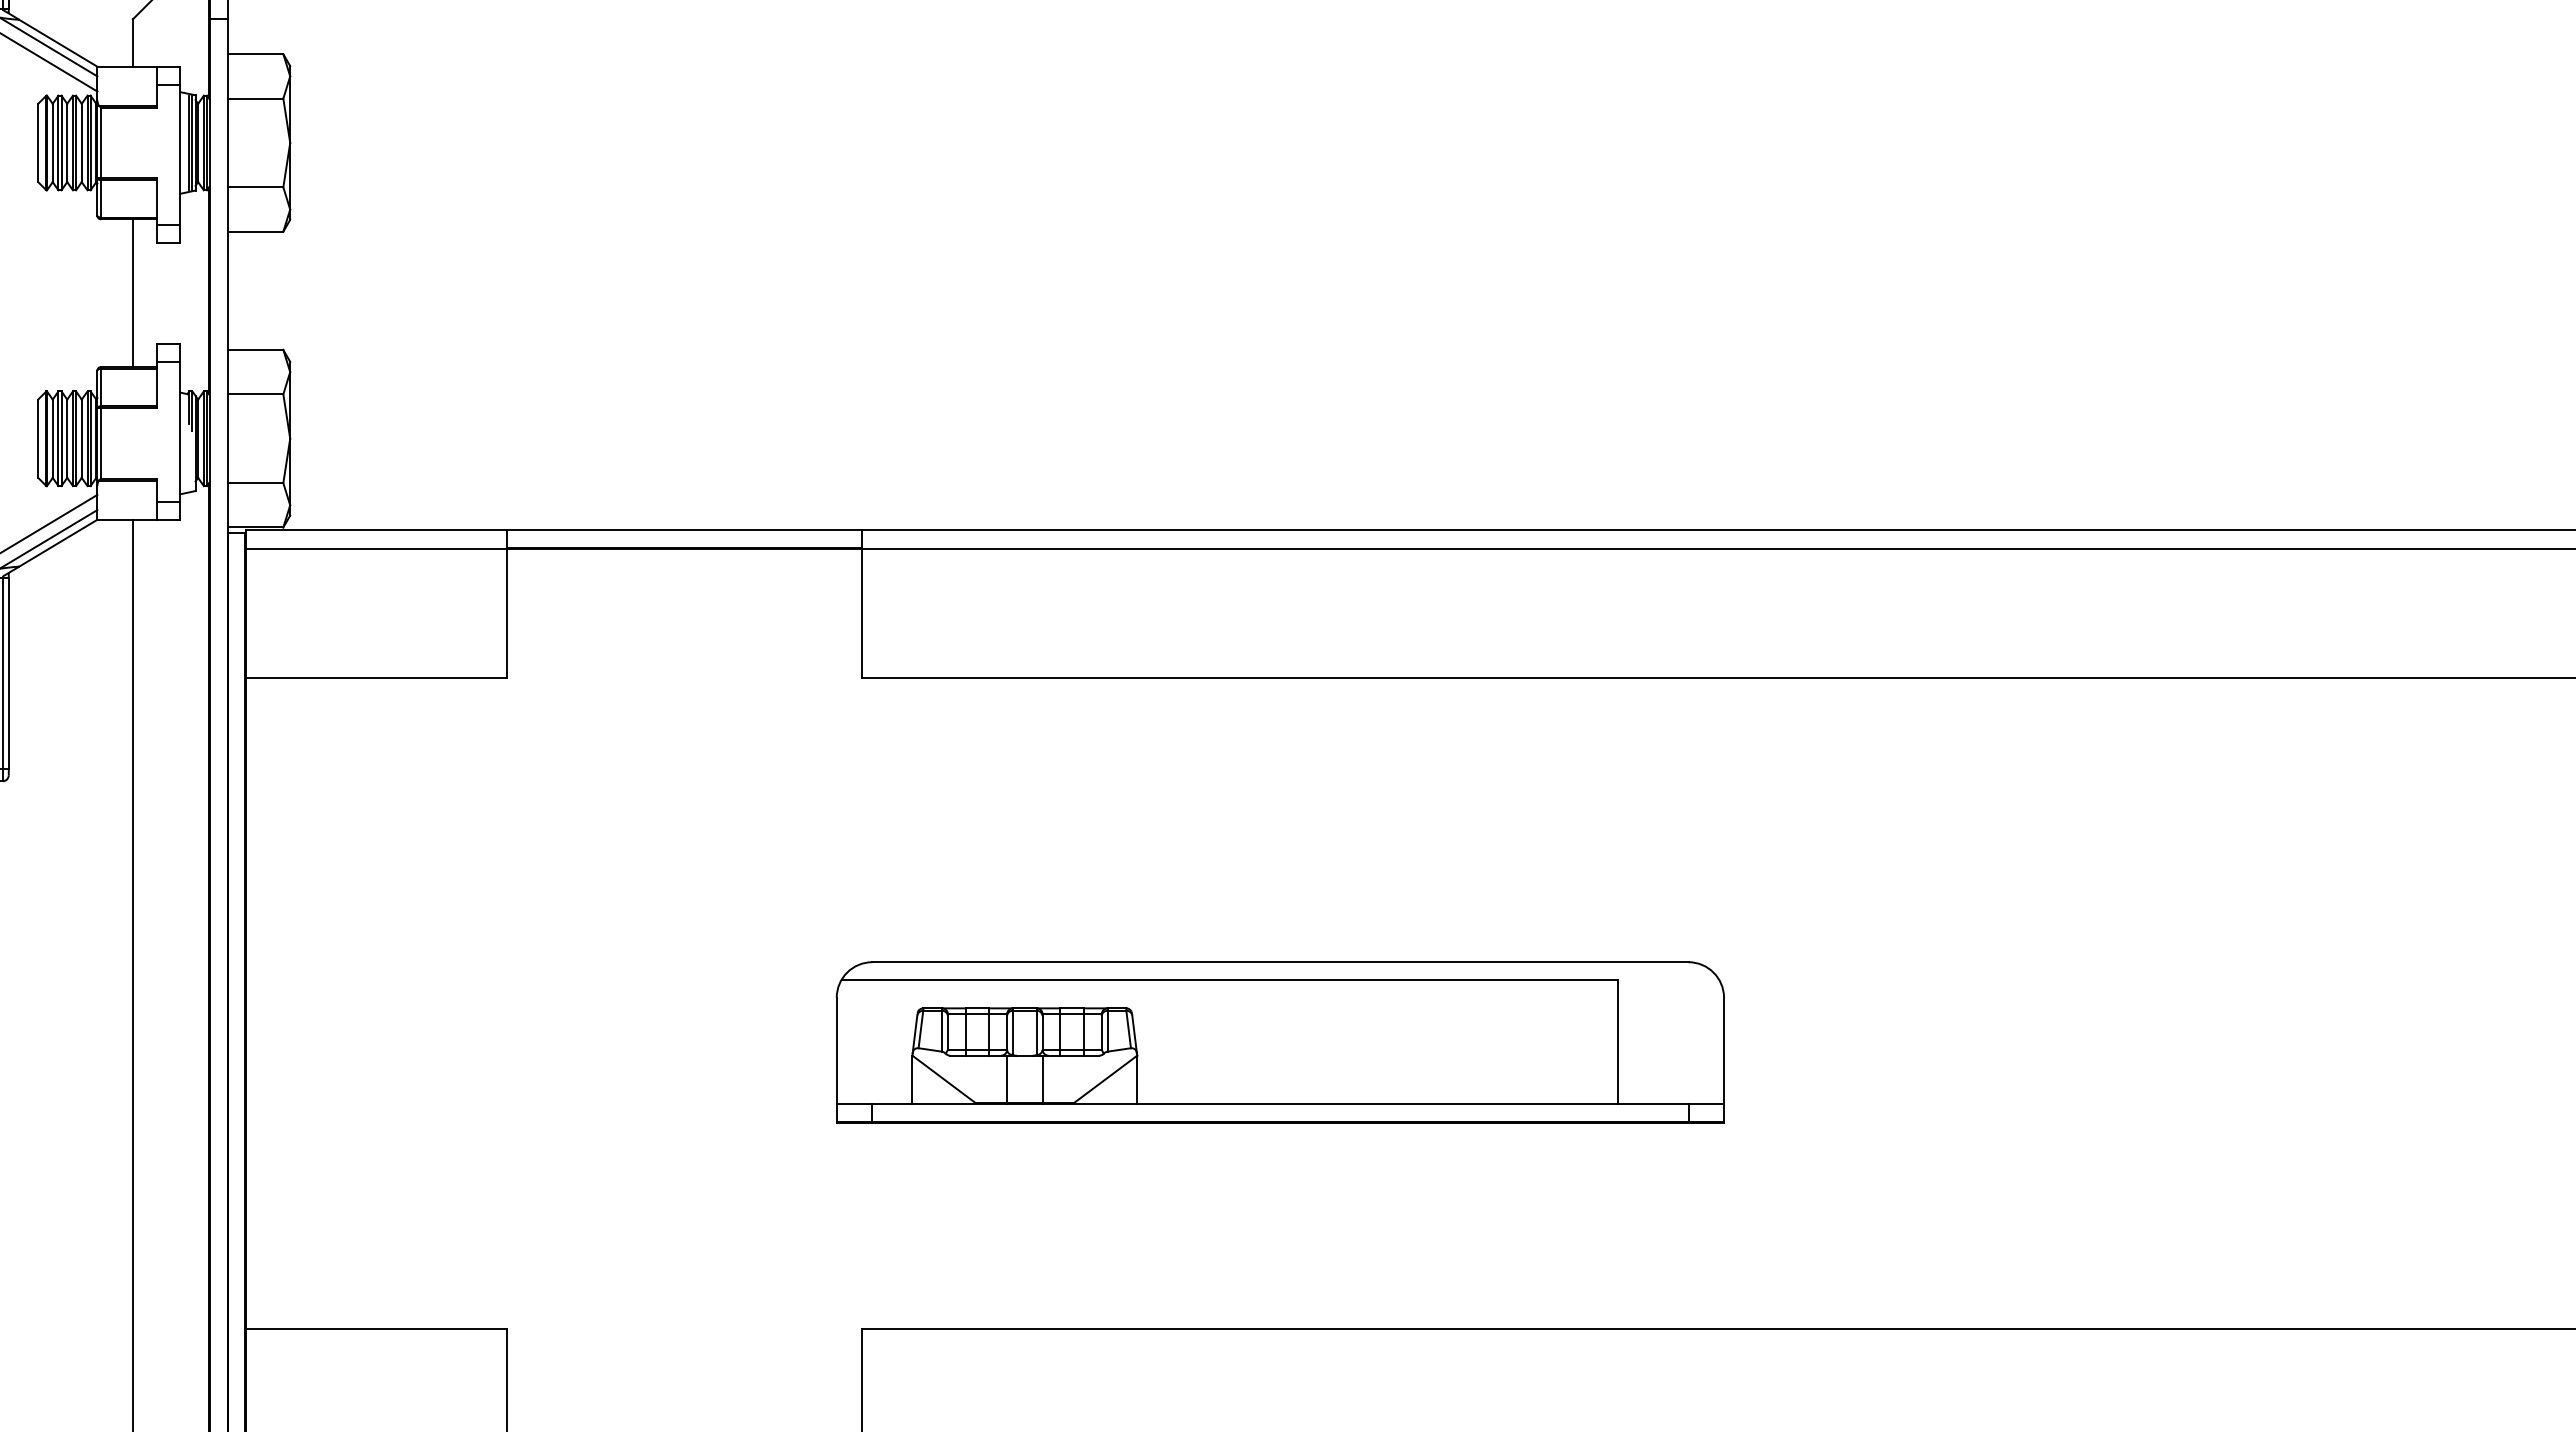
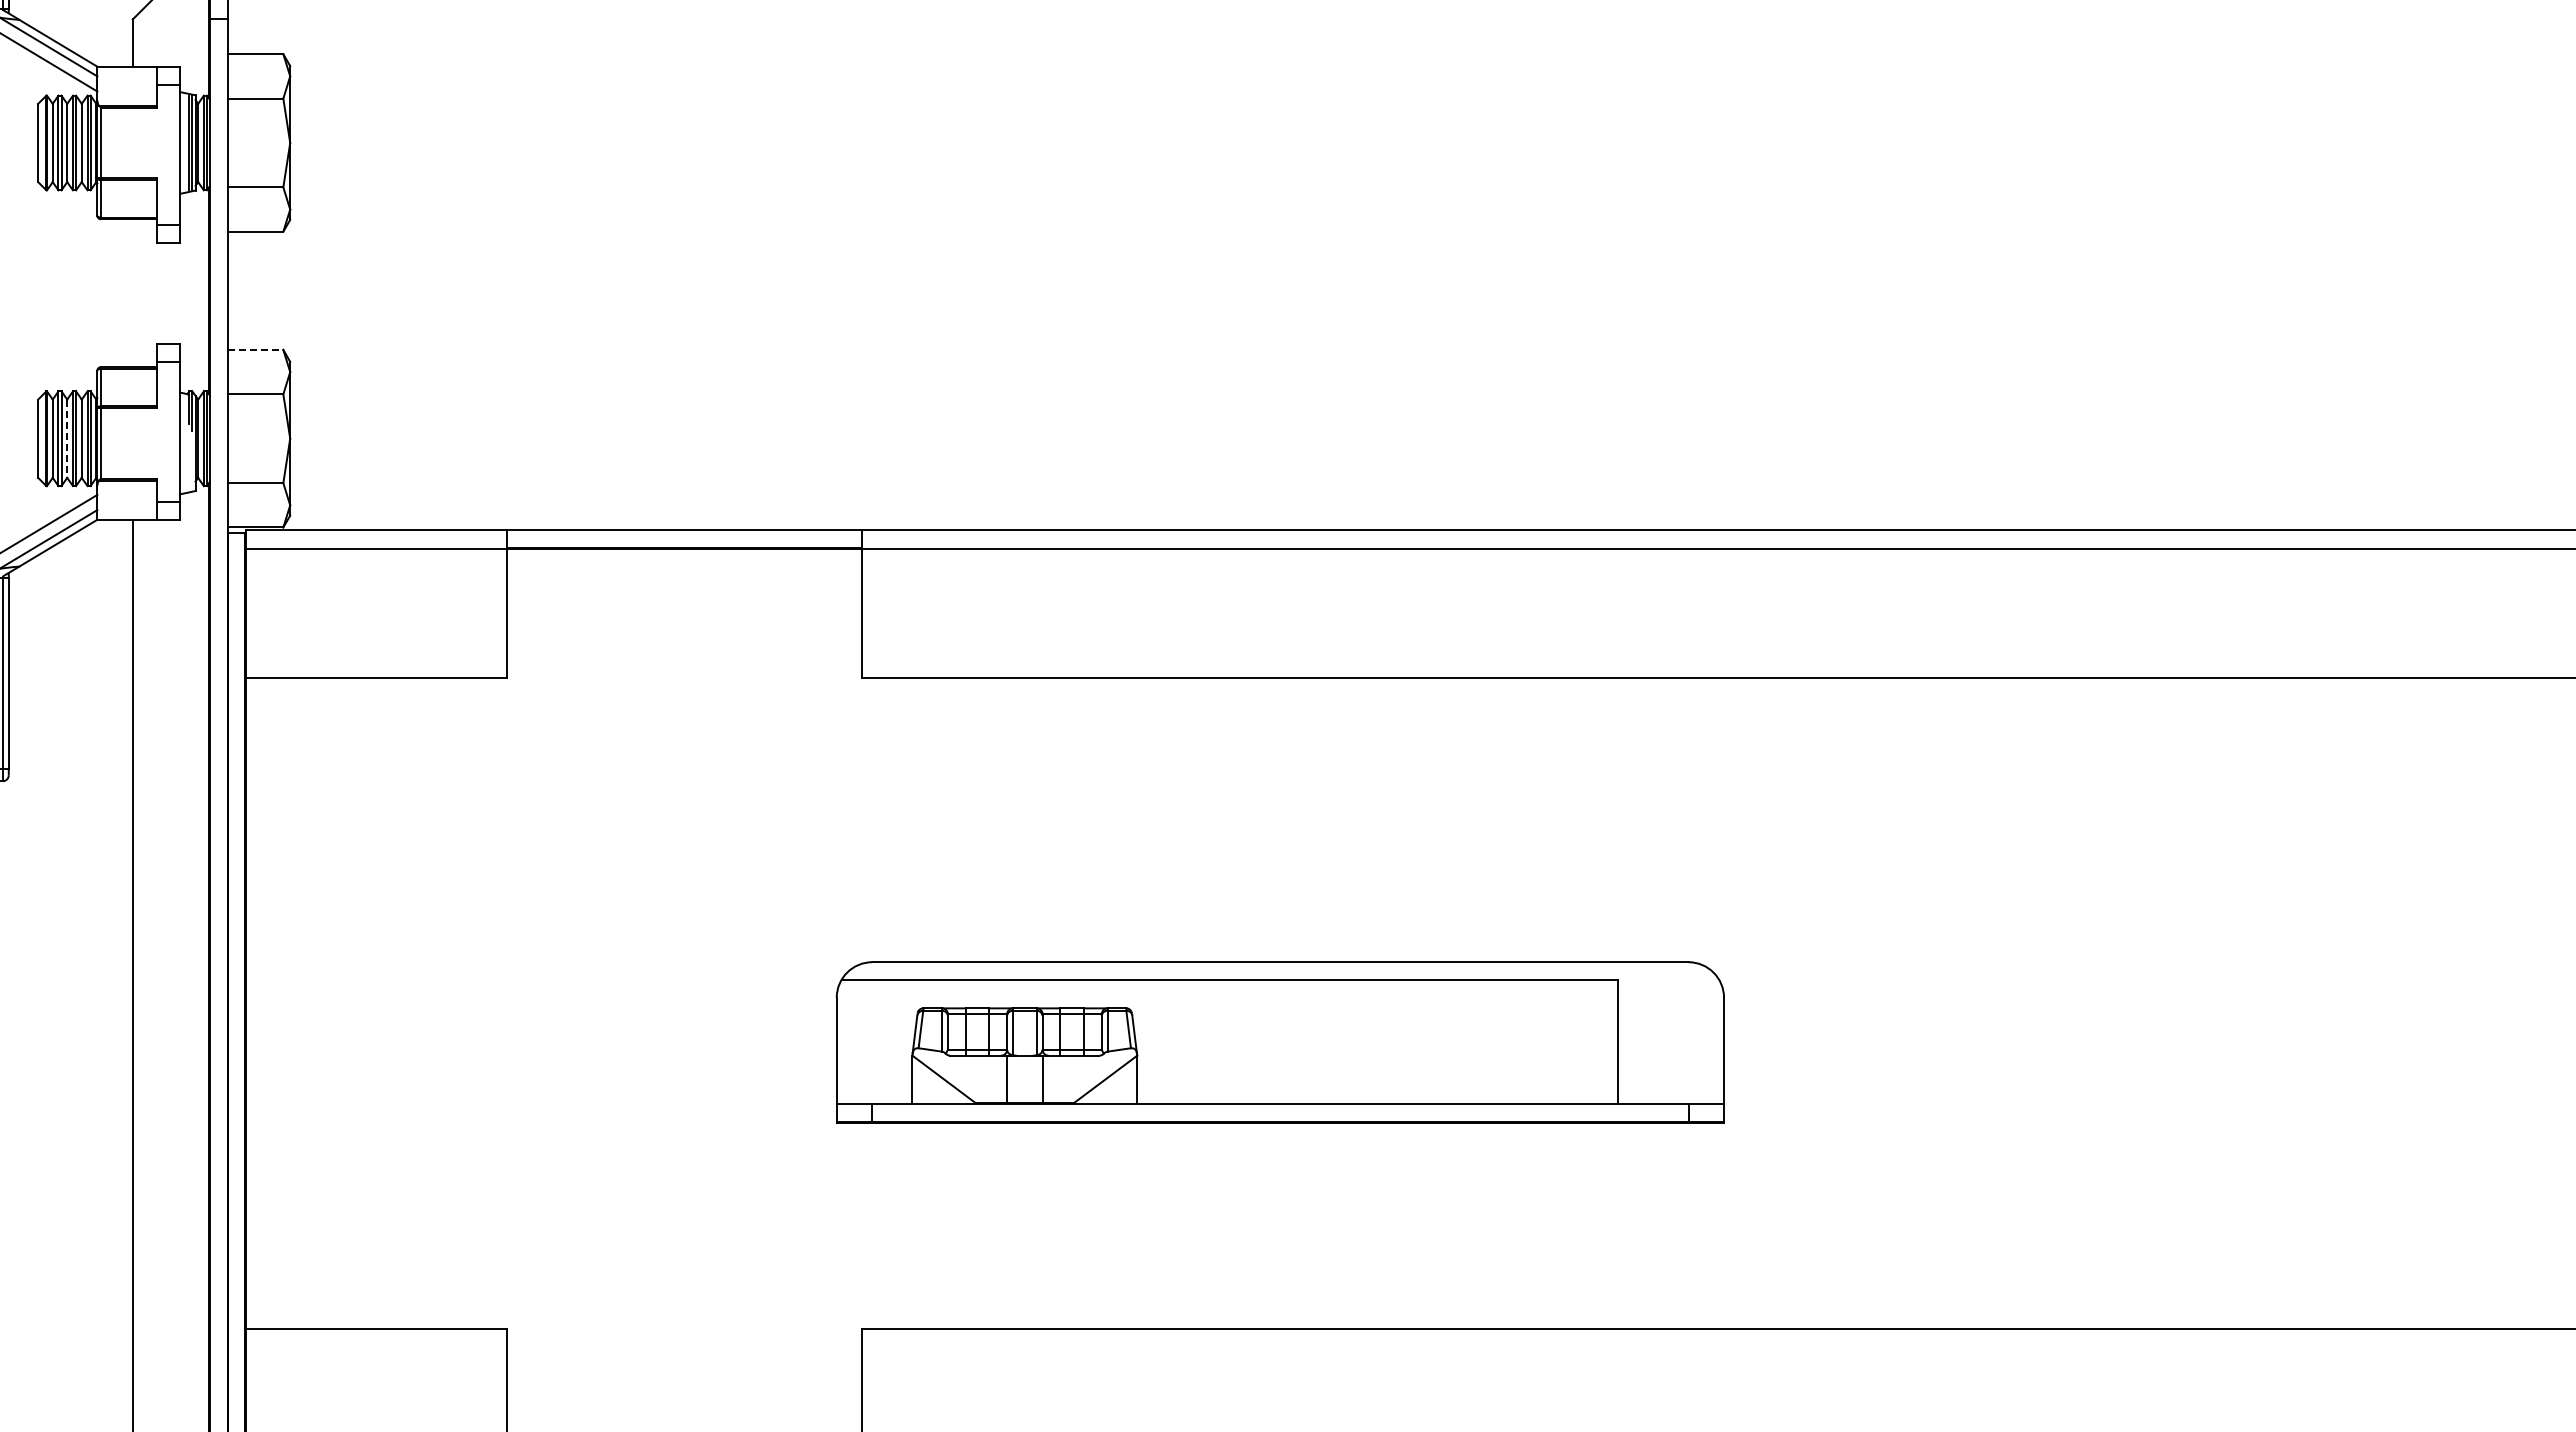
line: present -> none (132, 293)
line: solid -> dashed (255, 349)
line: solid -> dashed (67, 439)
